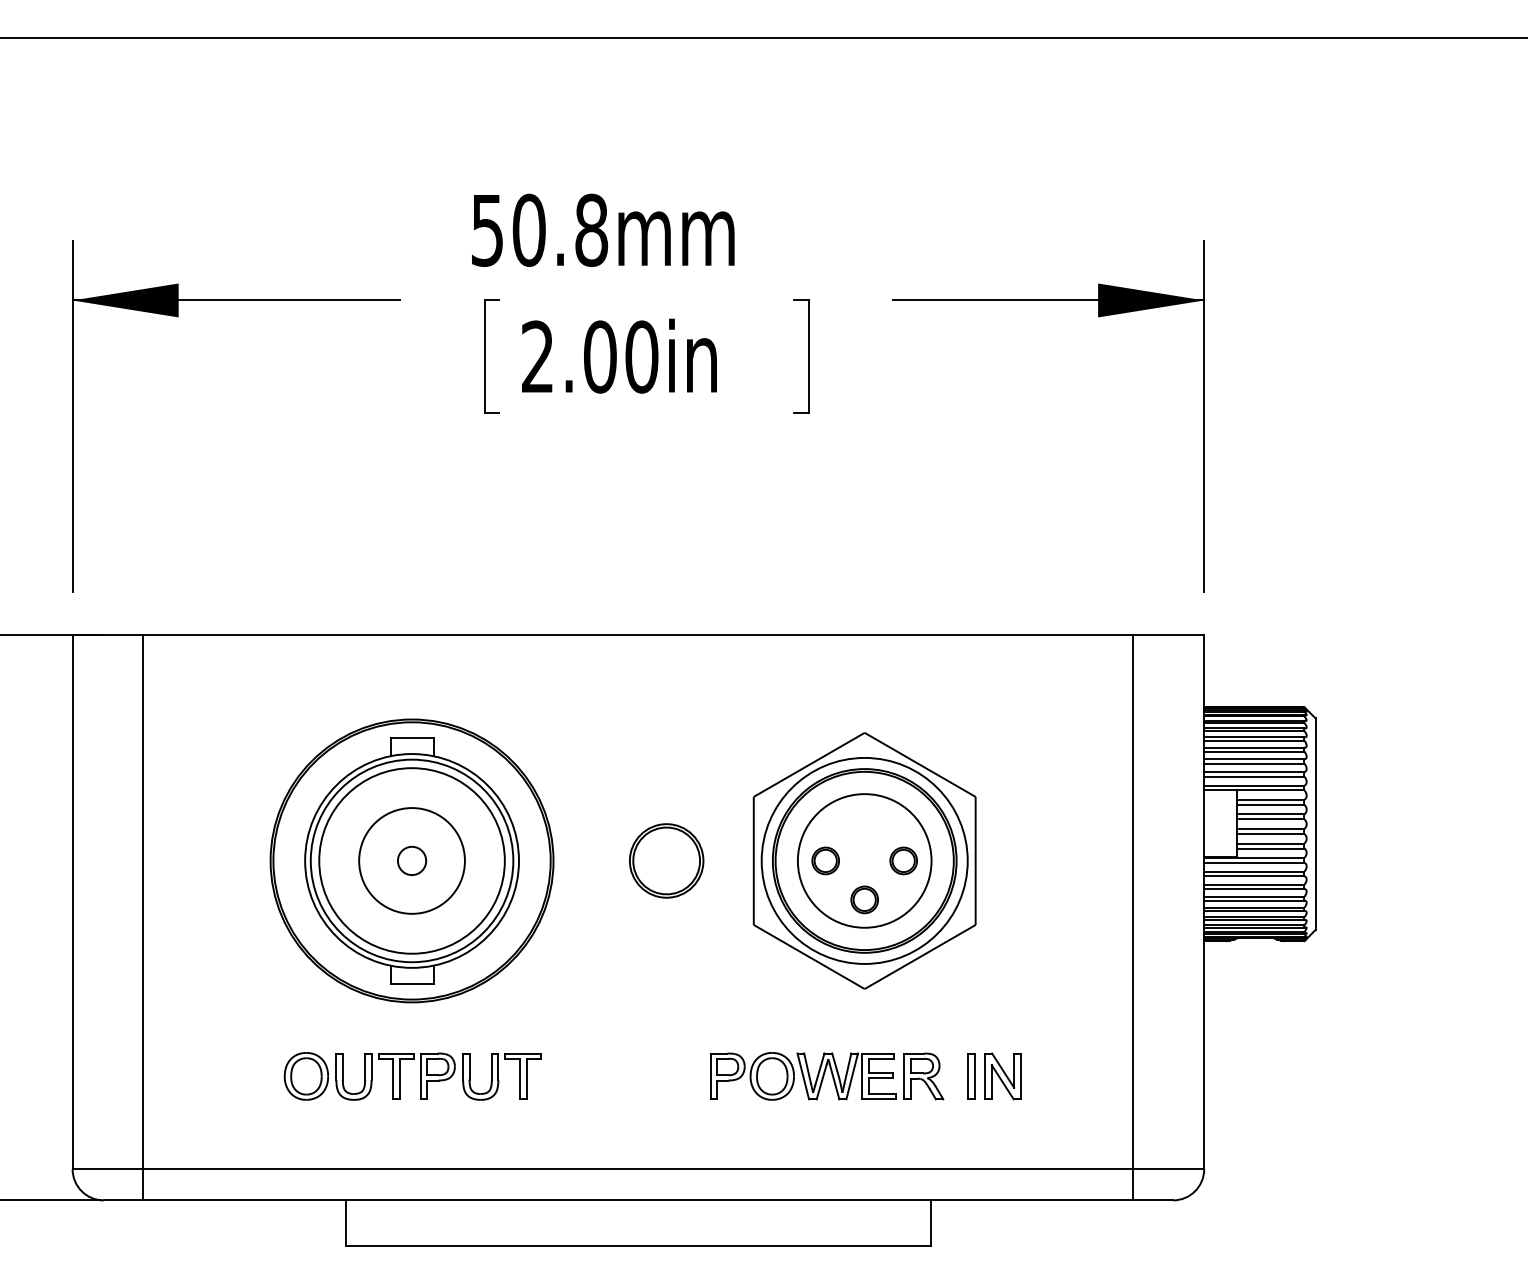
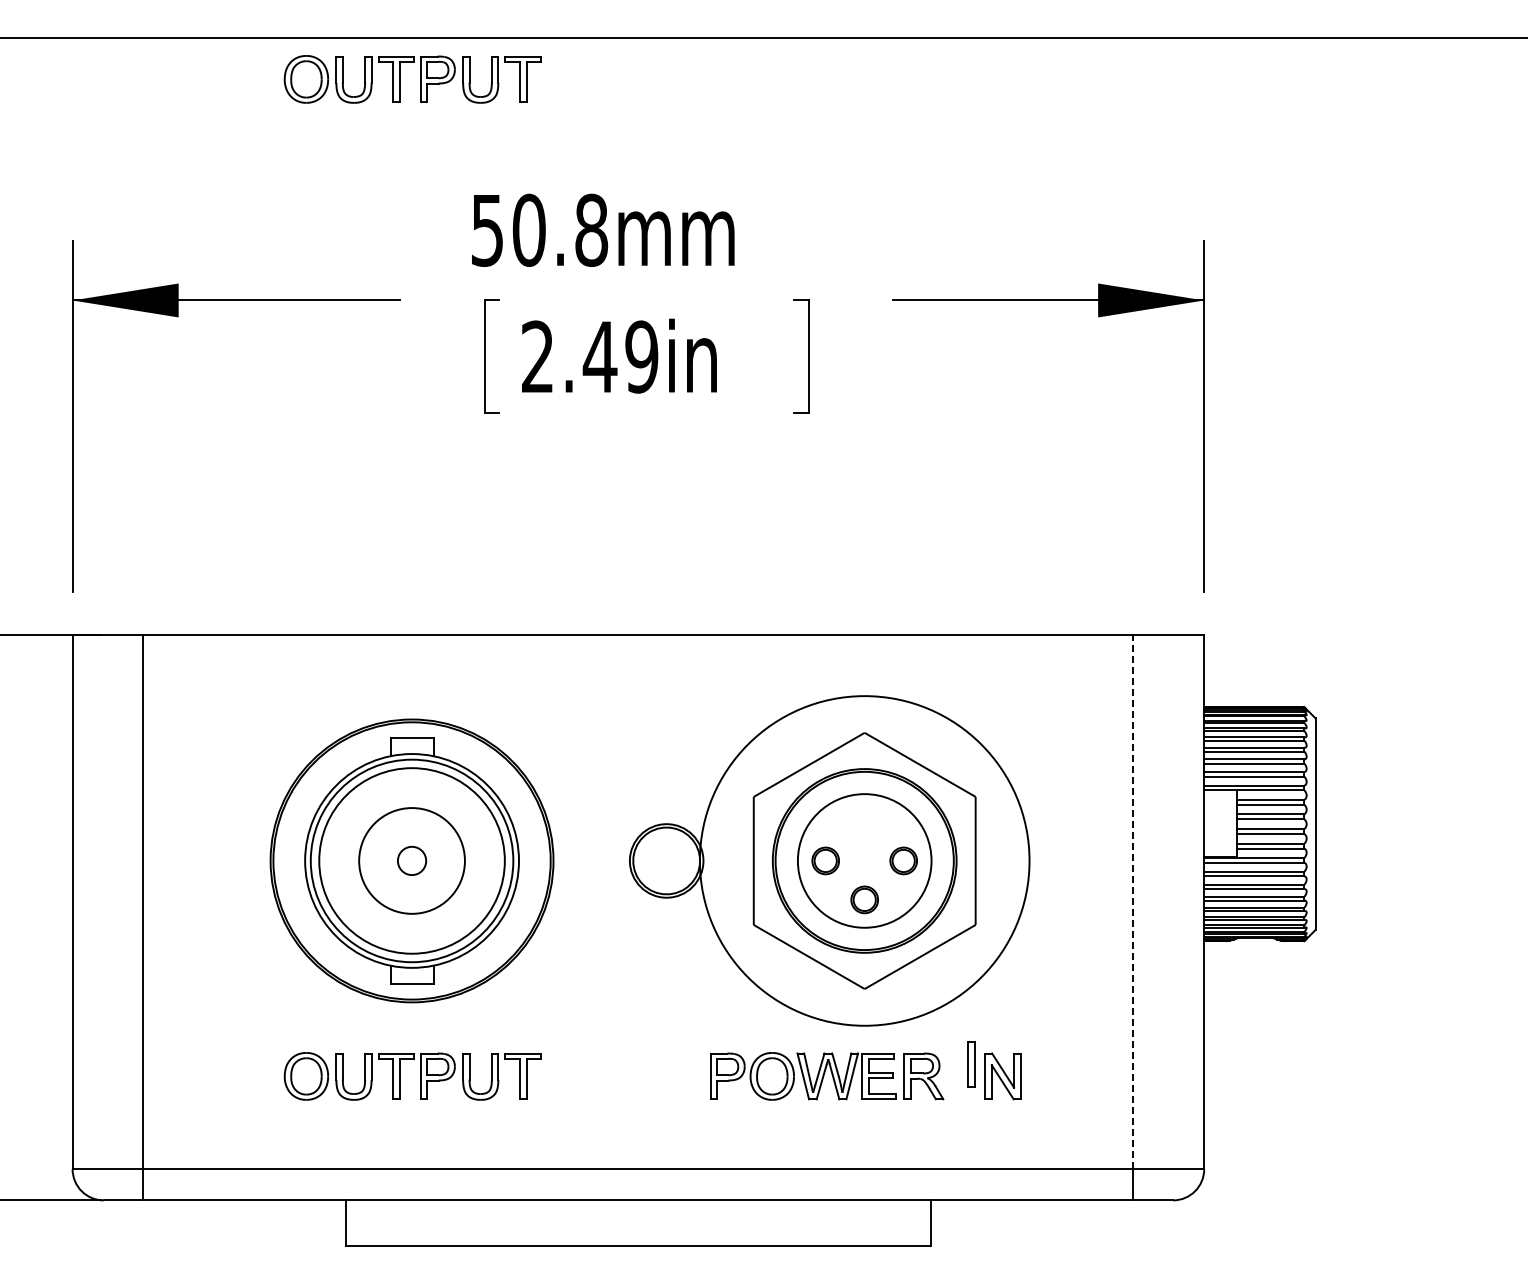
part: none -> present (420, 79)
text: 2.00in -> 2.49in (620, 356)
circle diameter: 206 px -> 330 px (864, 860)
line: solid -> dashed (1133, 901)
part position: (971, 1076) -> (971, 1064) (971, 1064)
